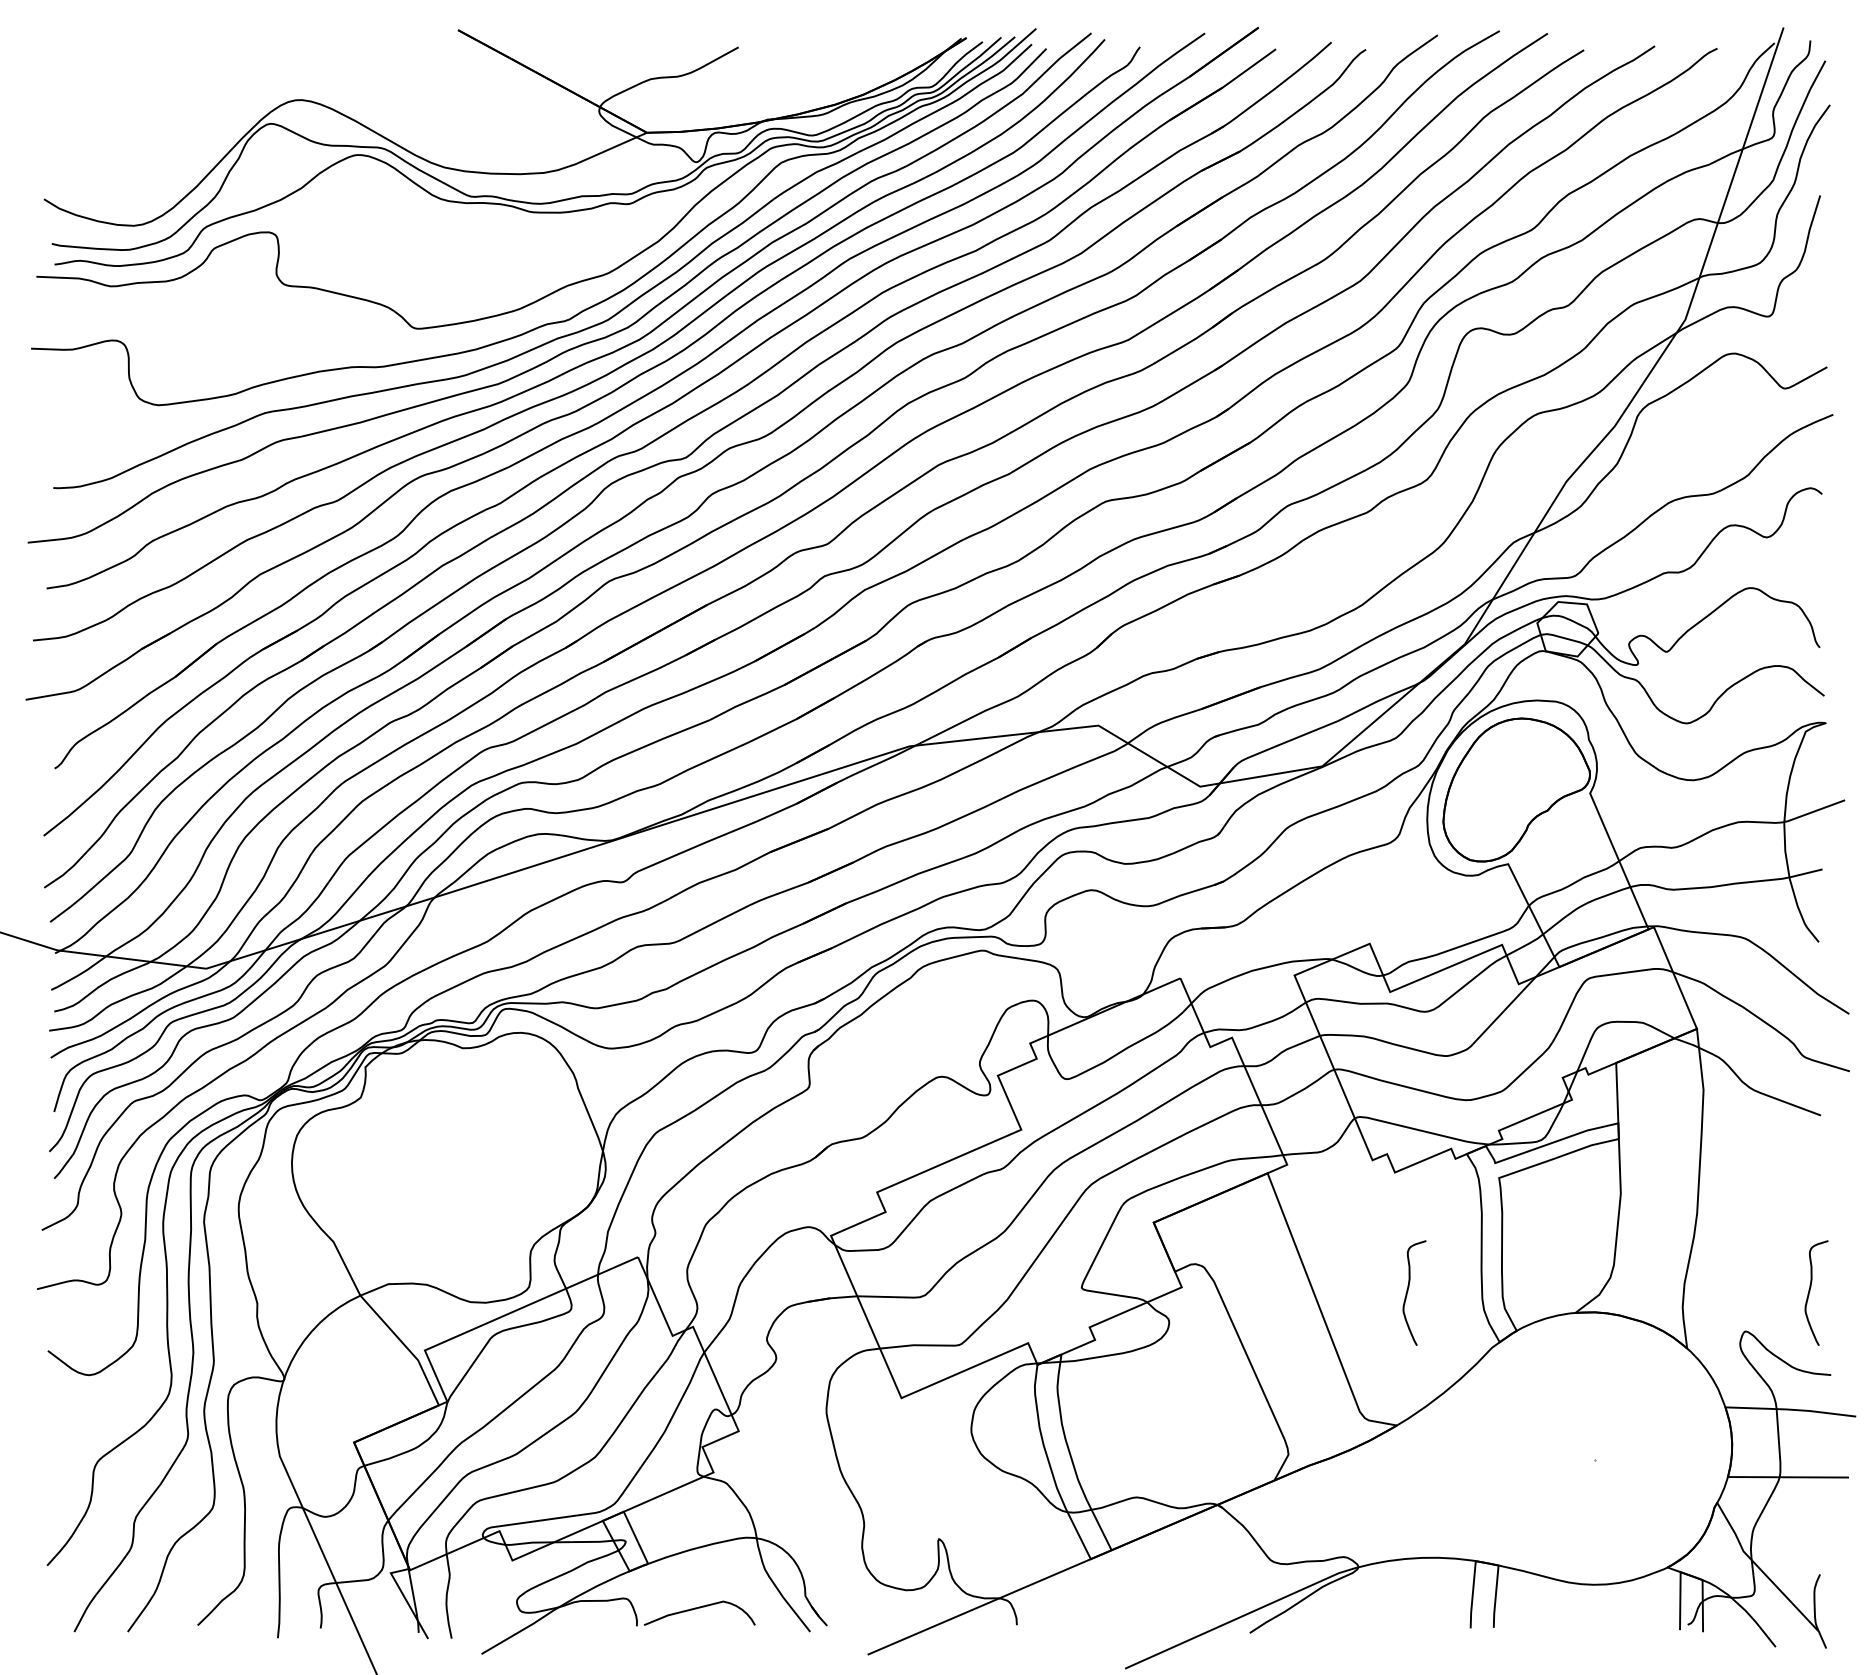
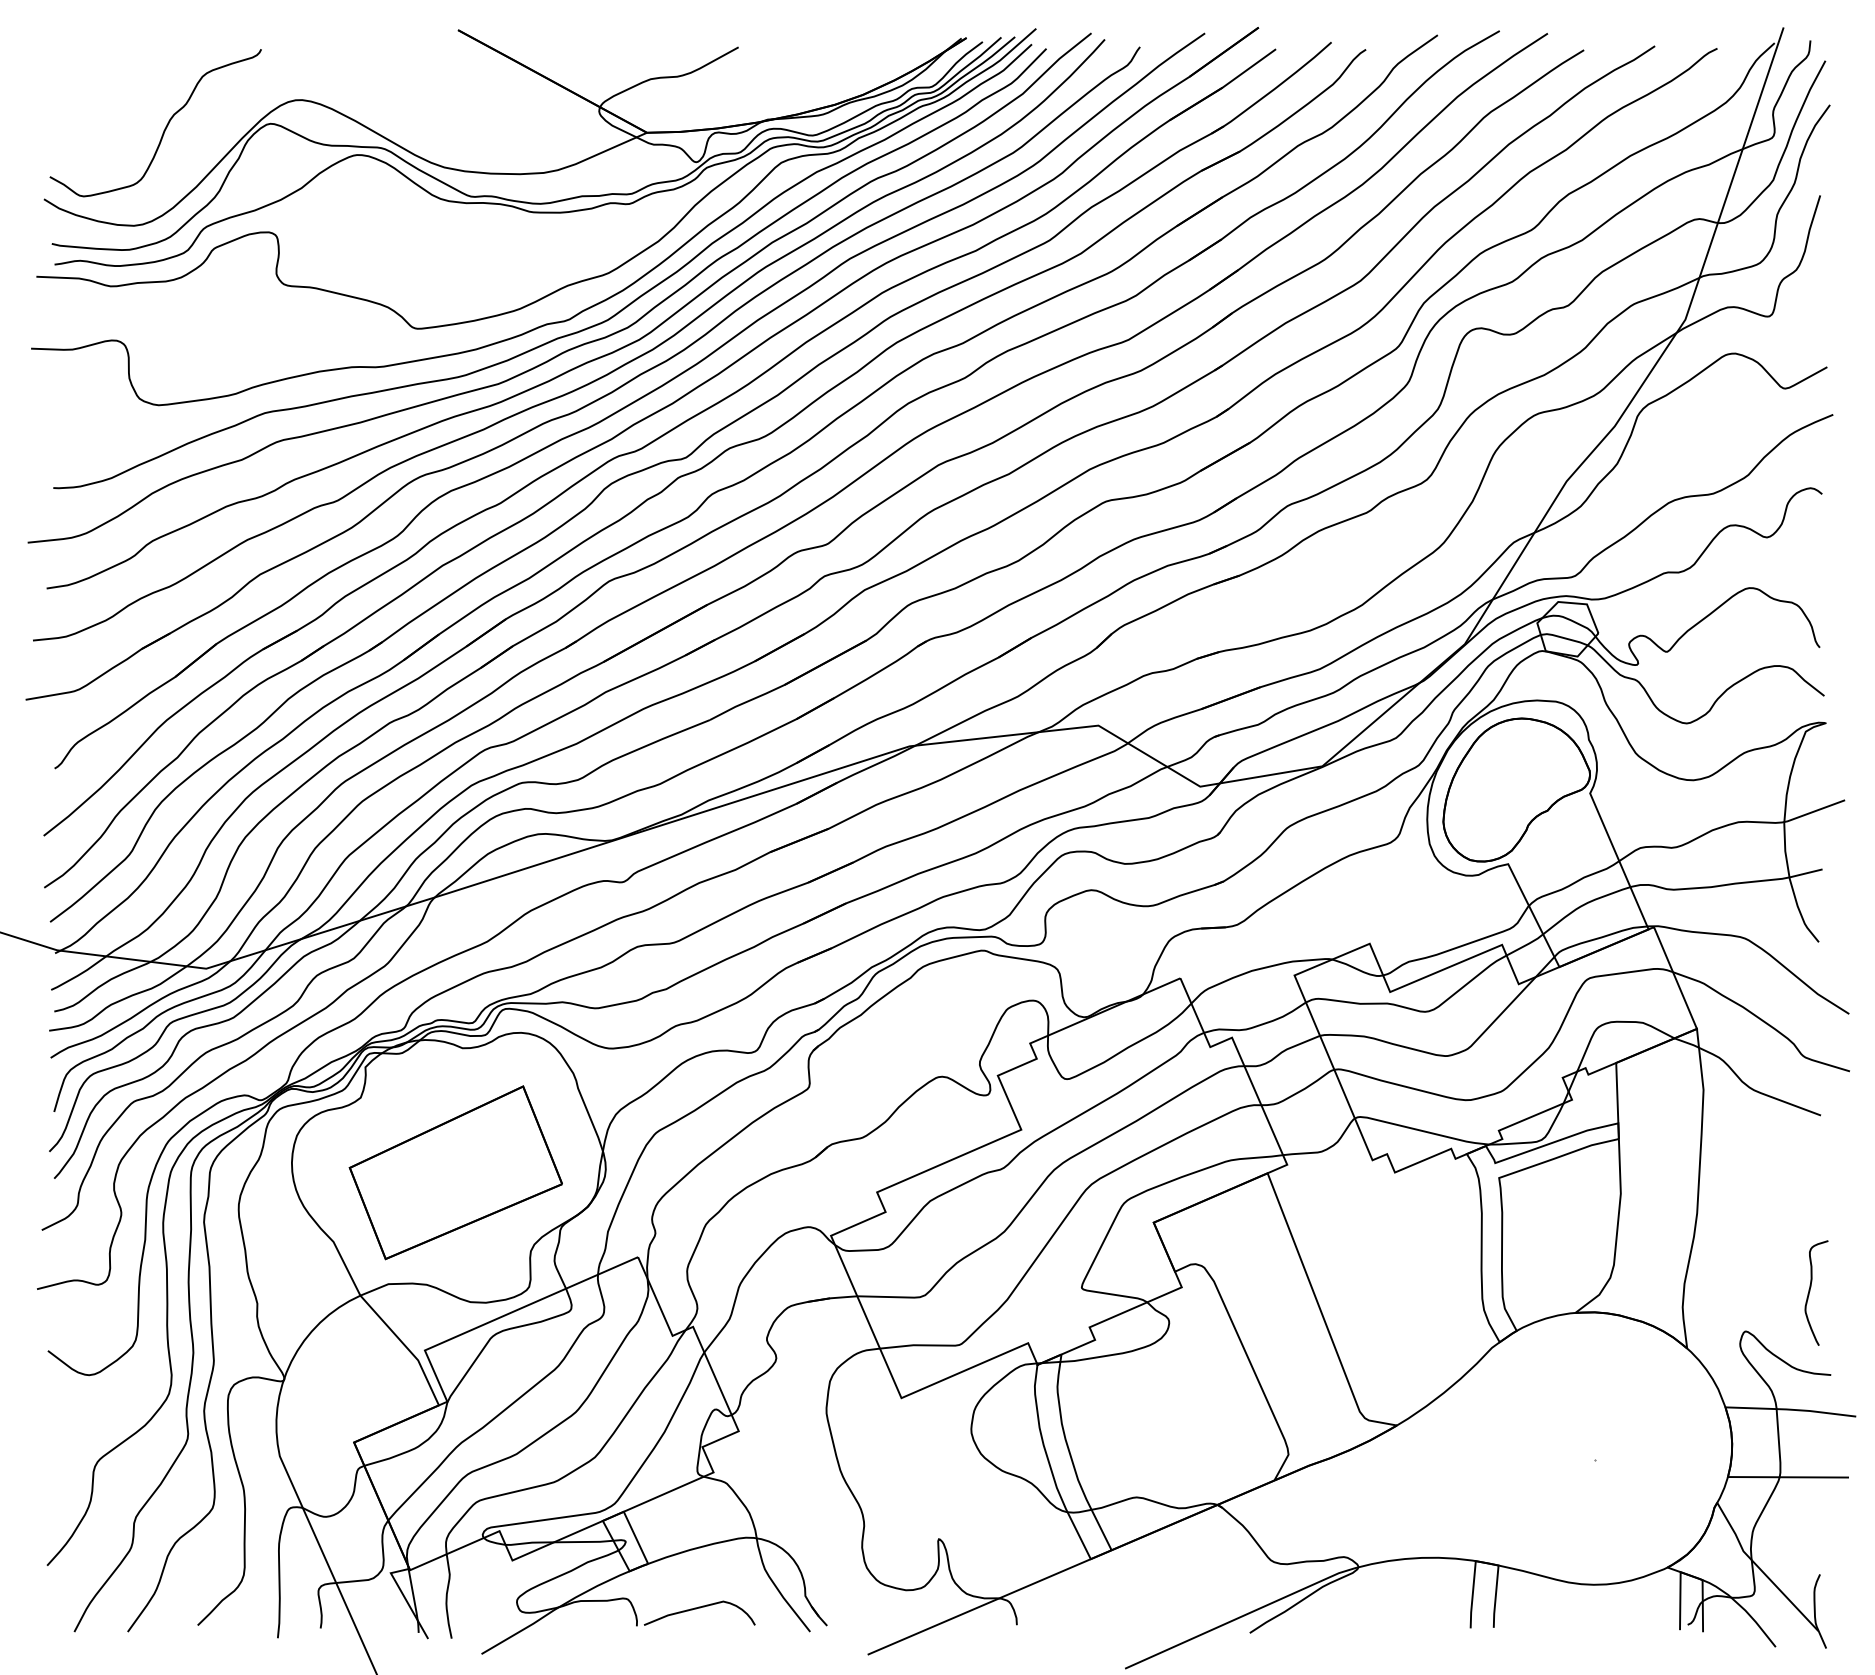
curve: none -> present (164, 128)
part: none -> present (455, 1172)
curve: present -> none (1408, 1291)
